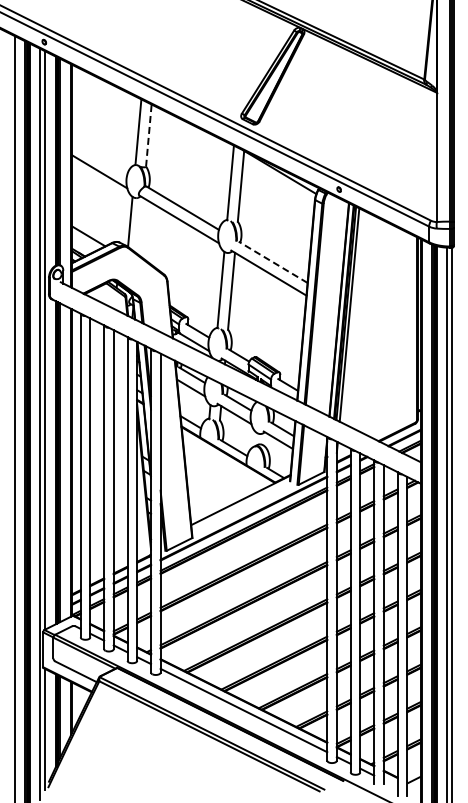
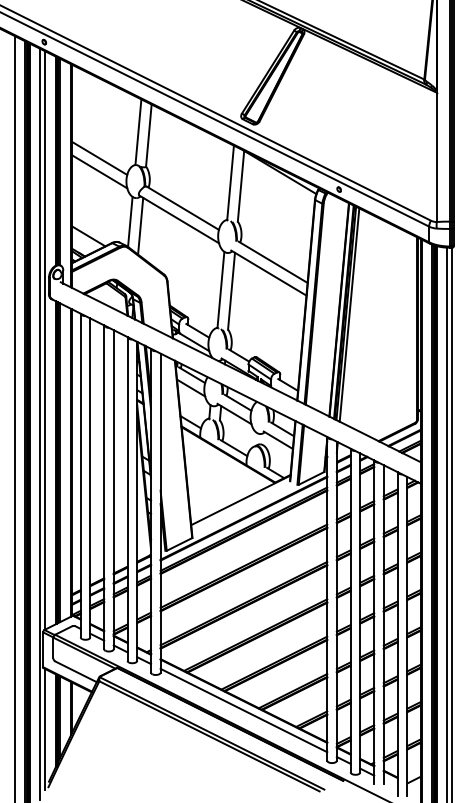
line: dashed -> solid (148, 135)
line: none -> present (99, 157)
line: none -> present (140, 225)
line: dashed -> solid (272, 262)
